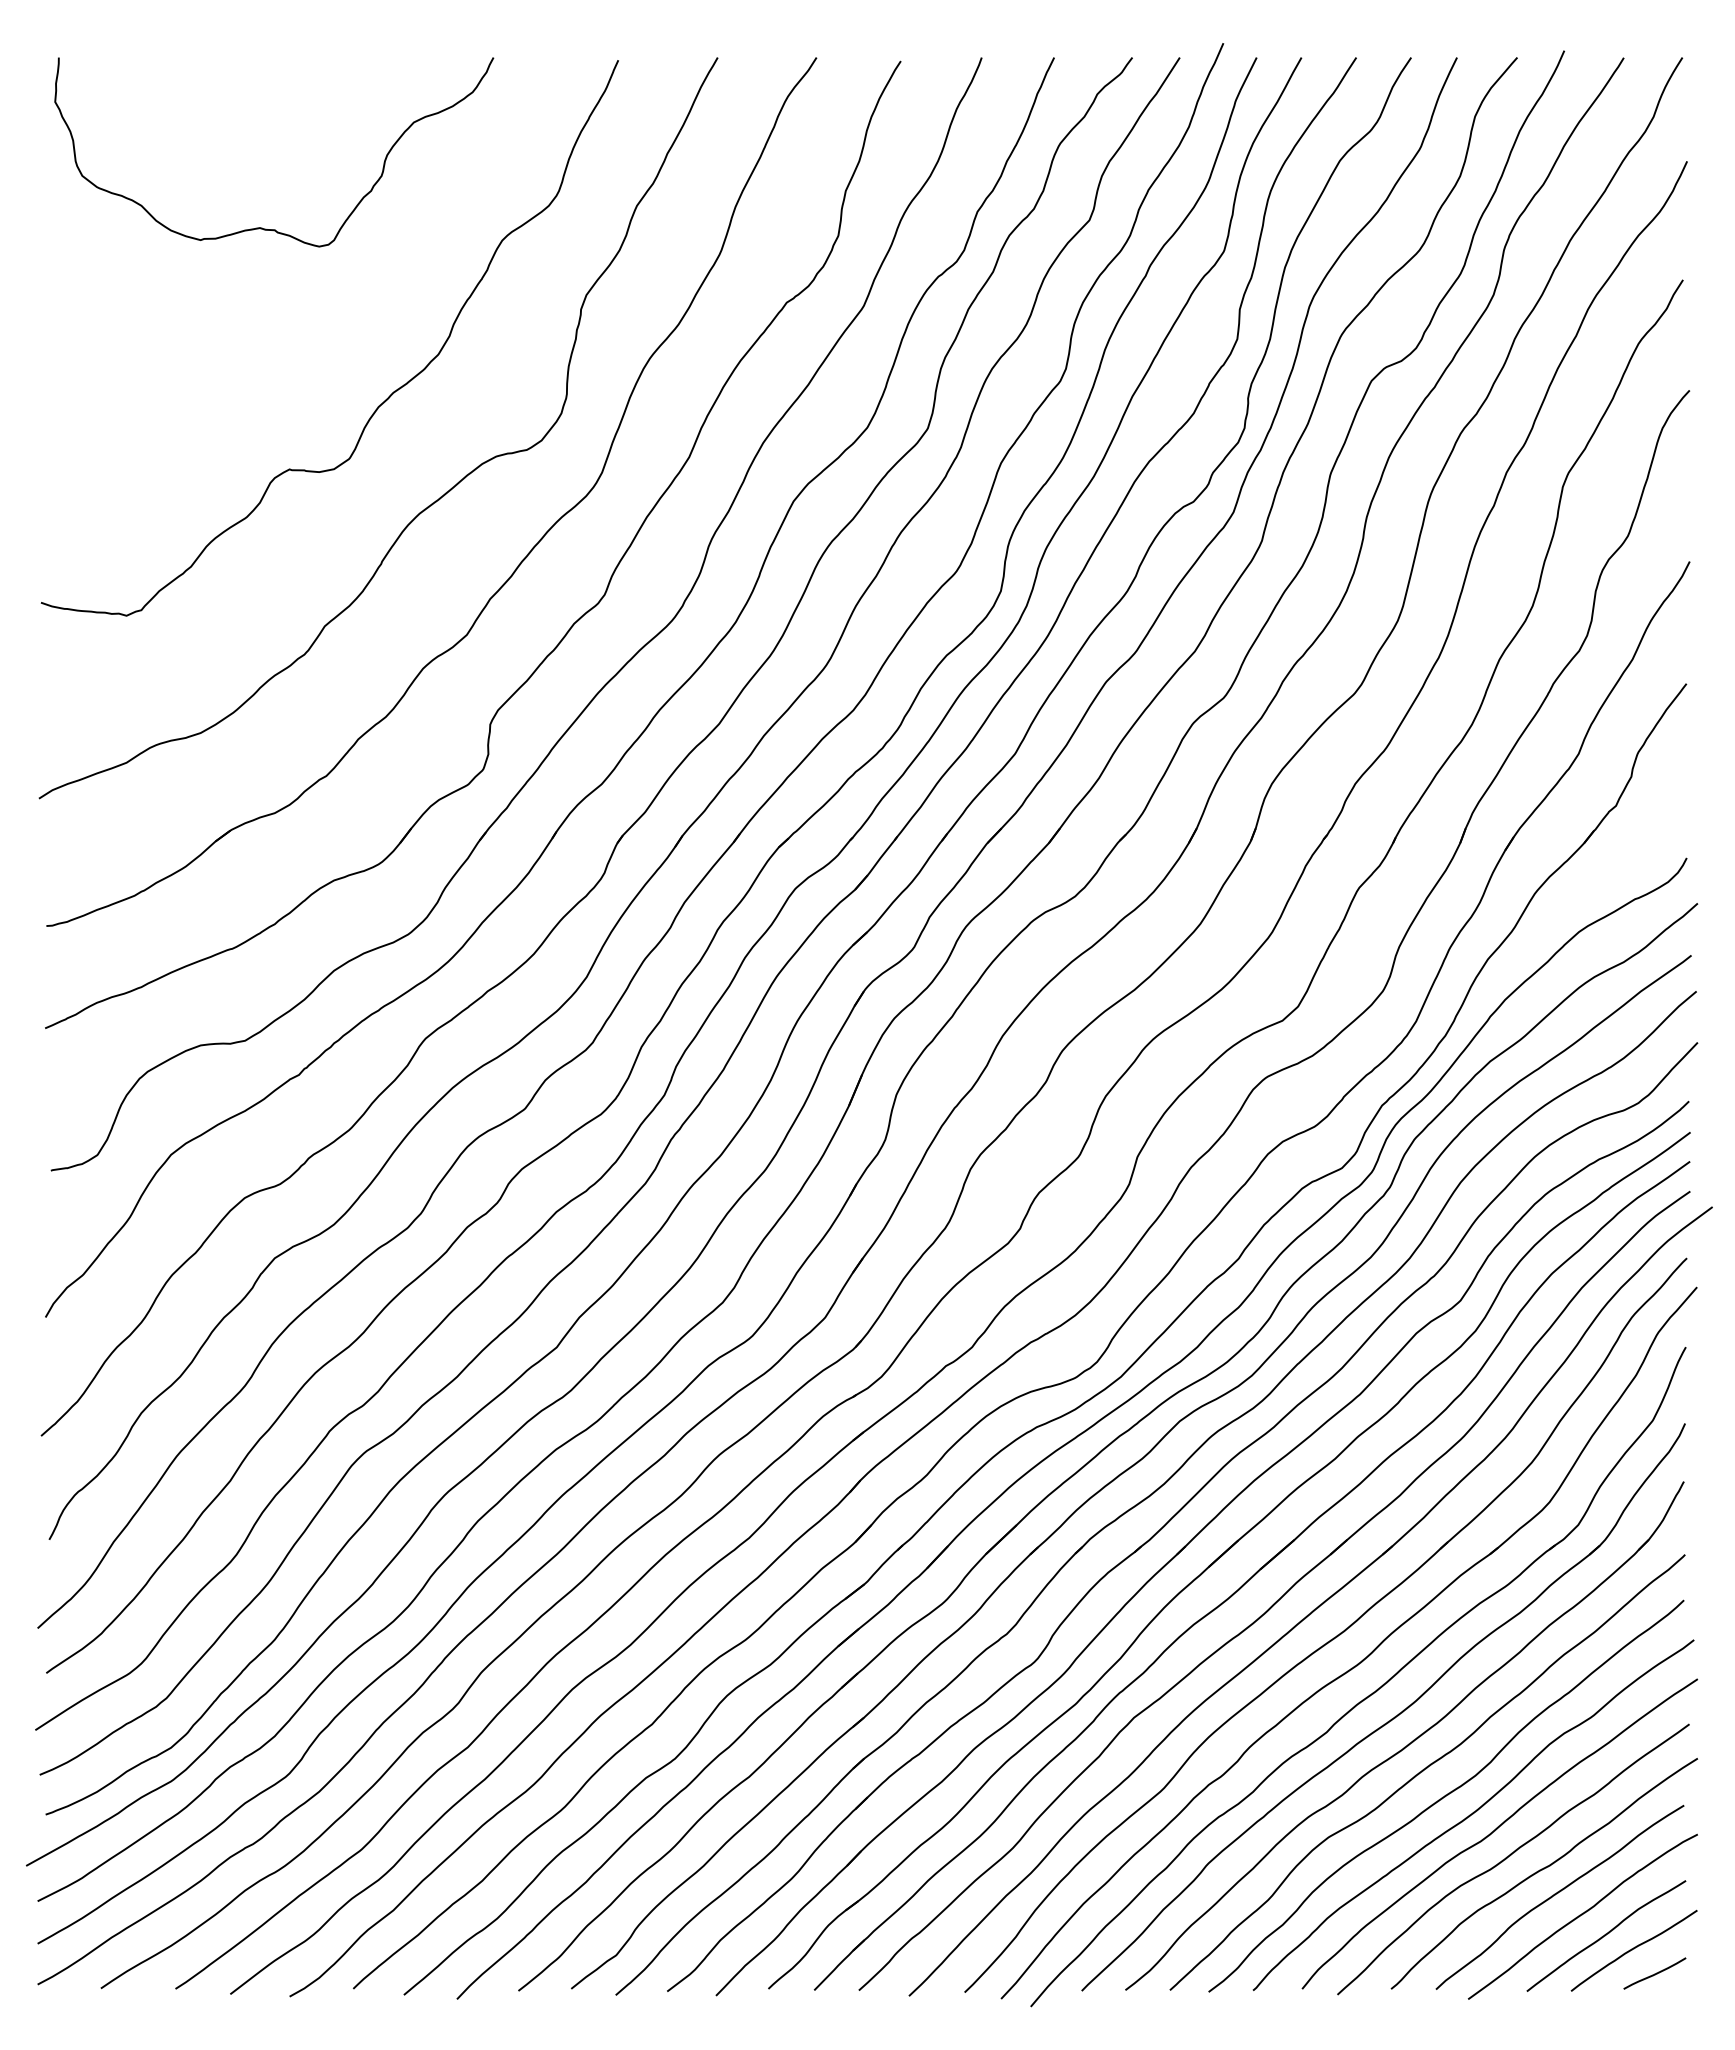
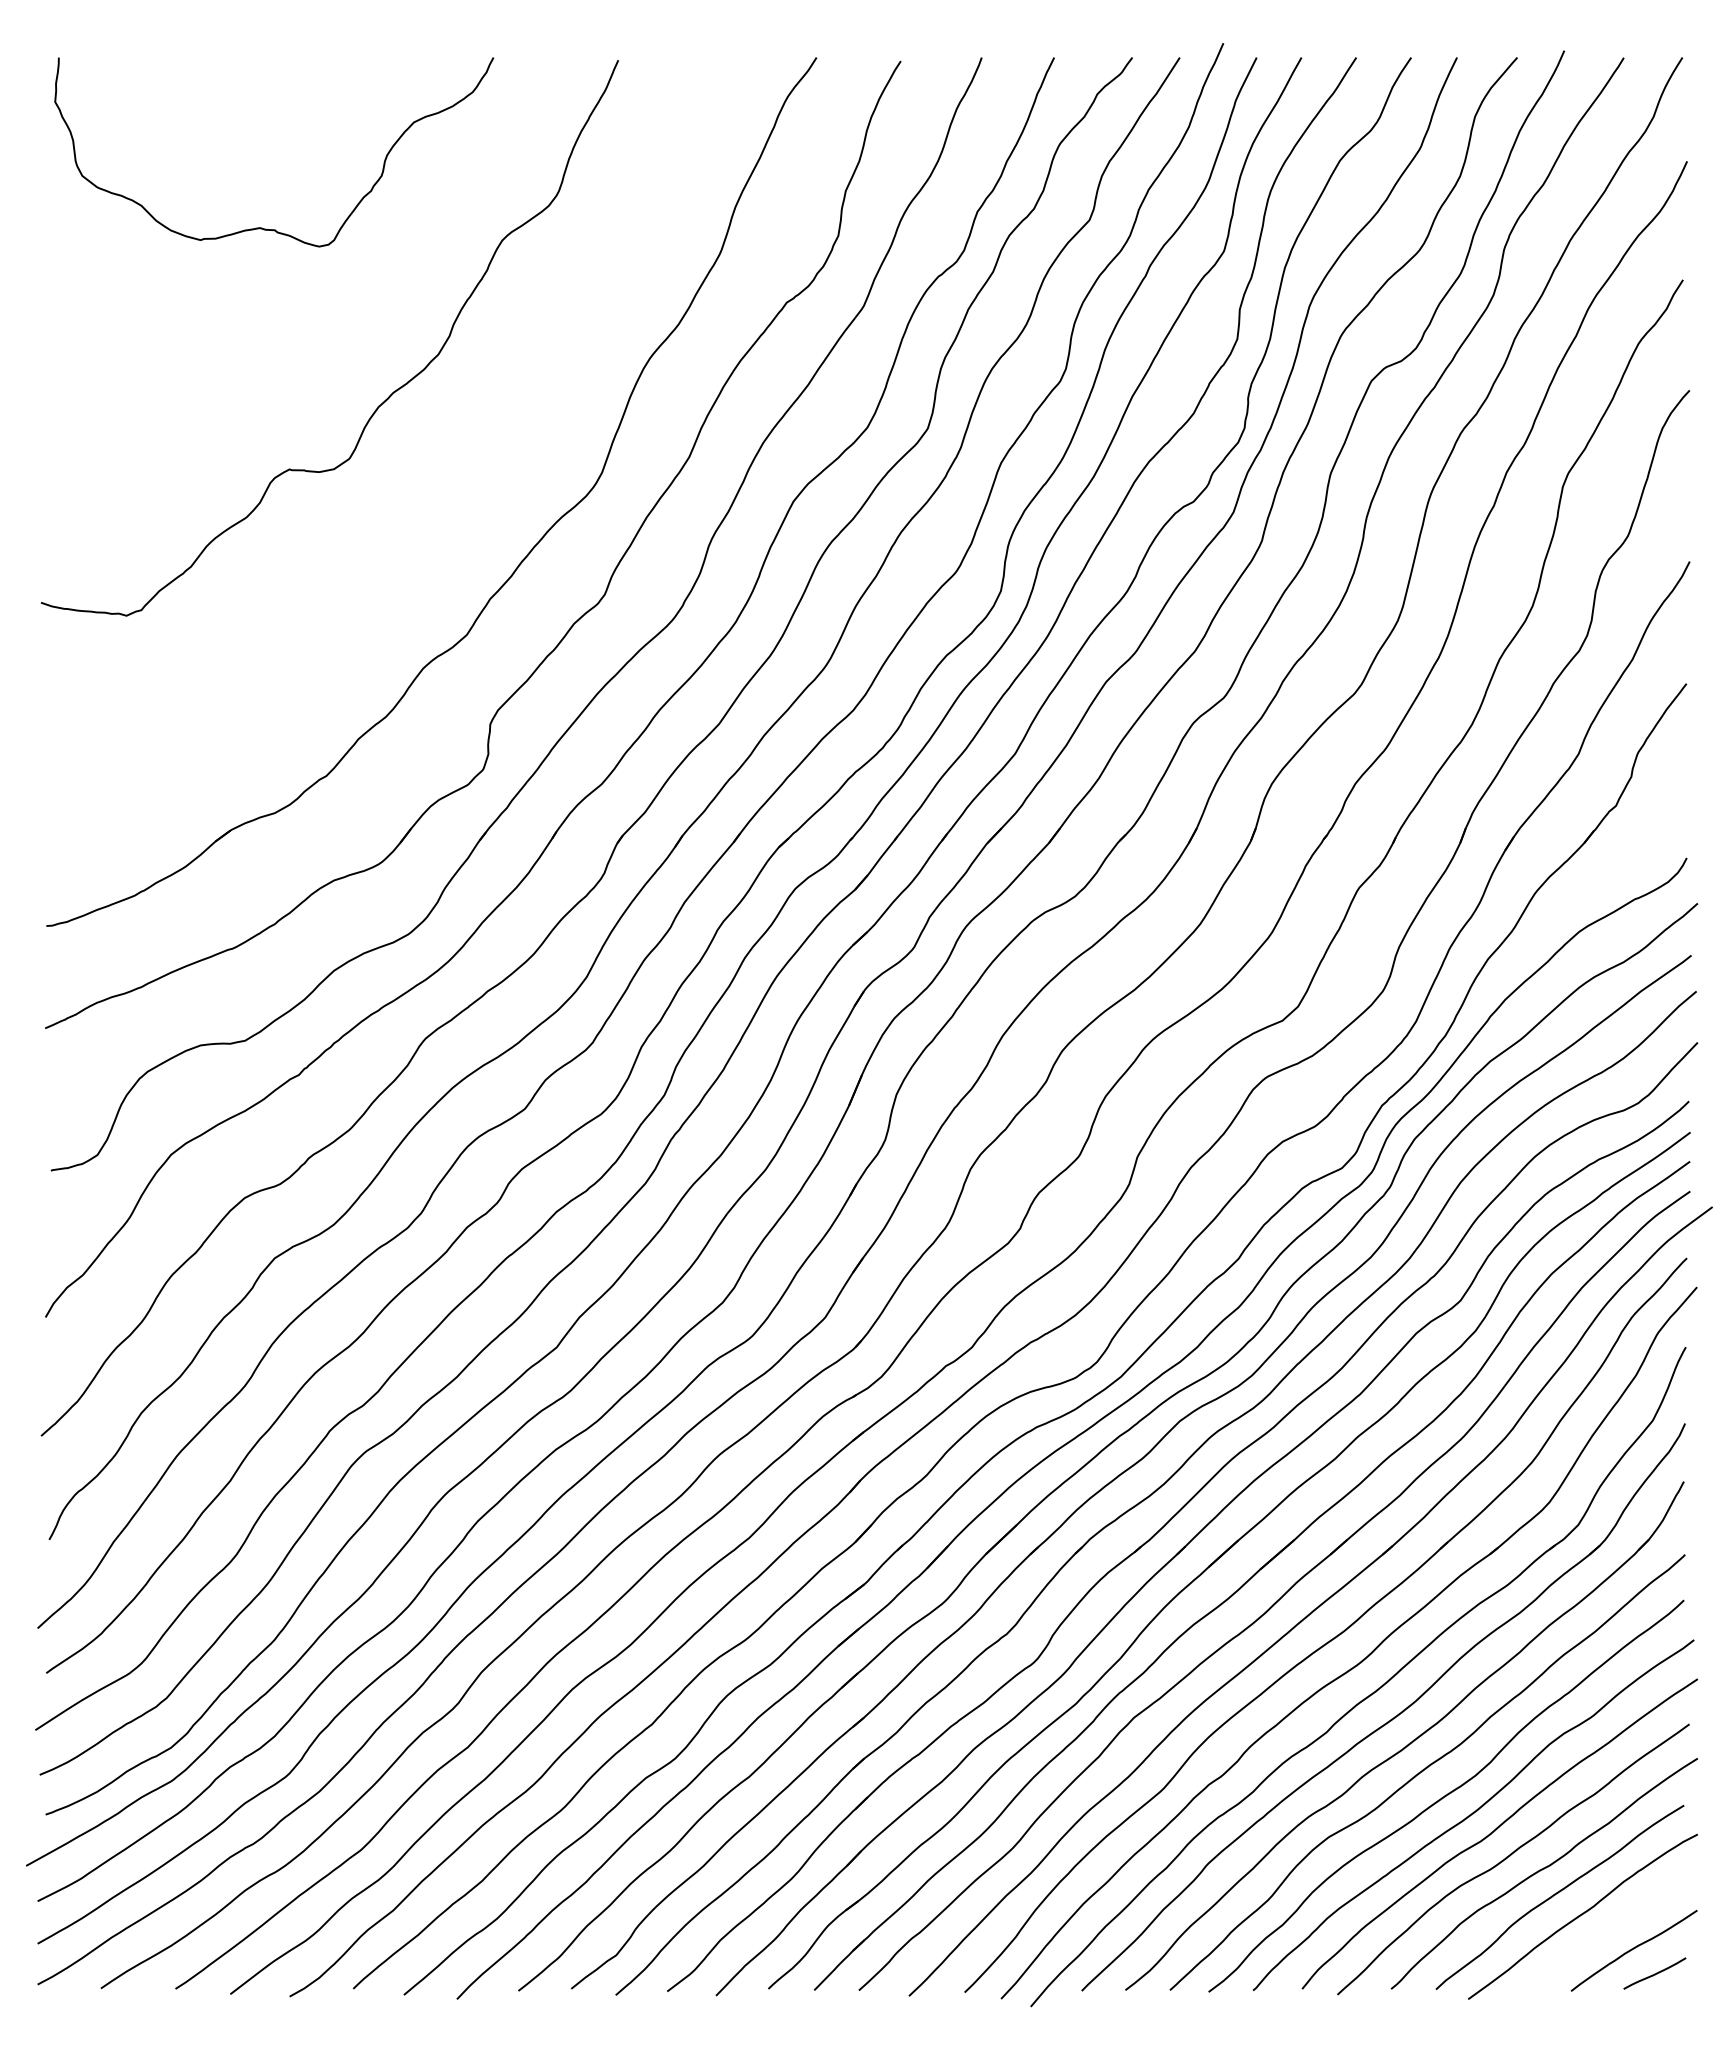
curve: present -> none (432, 502)
curve: present -> none (1606, 1935)
